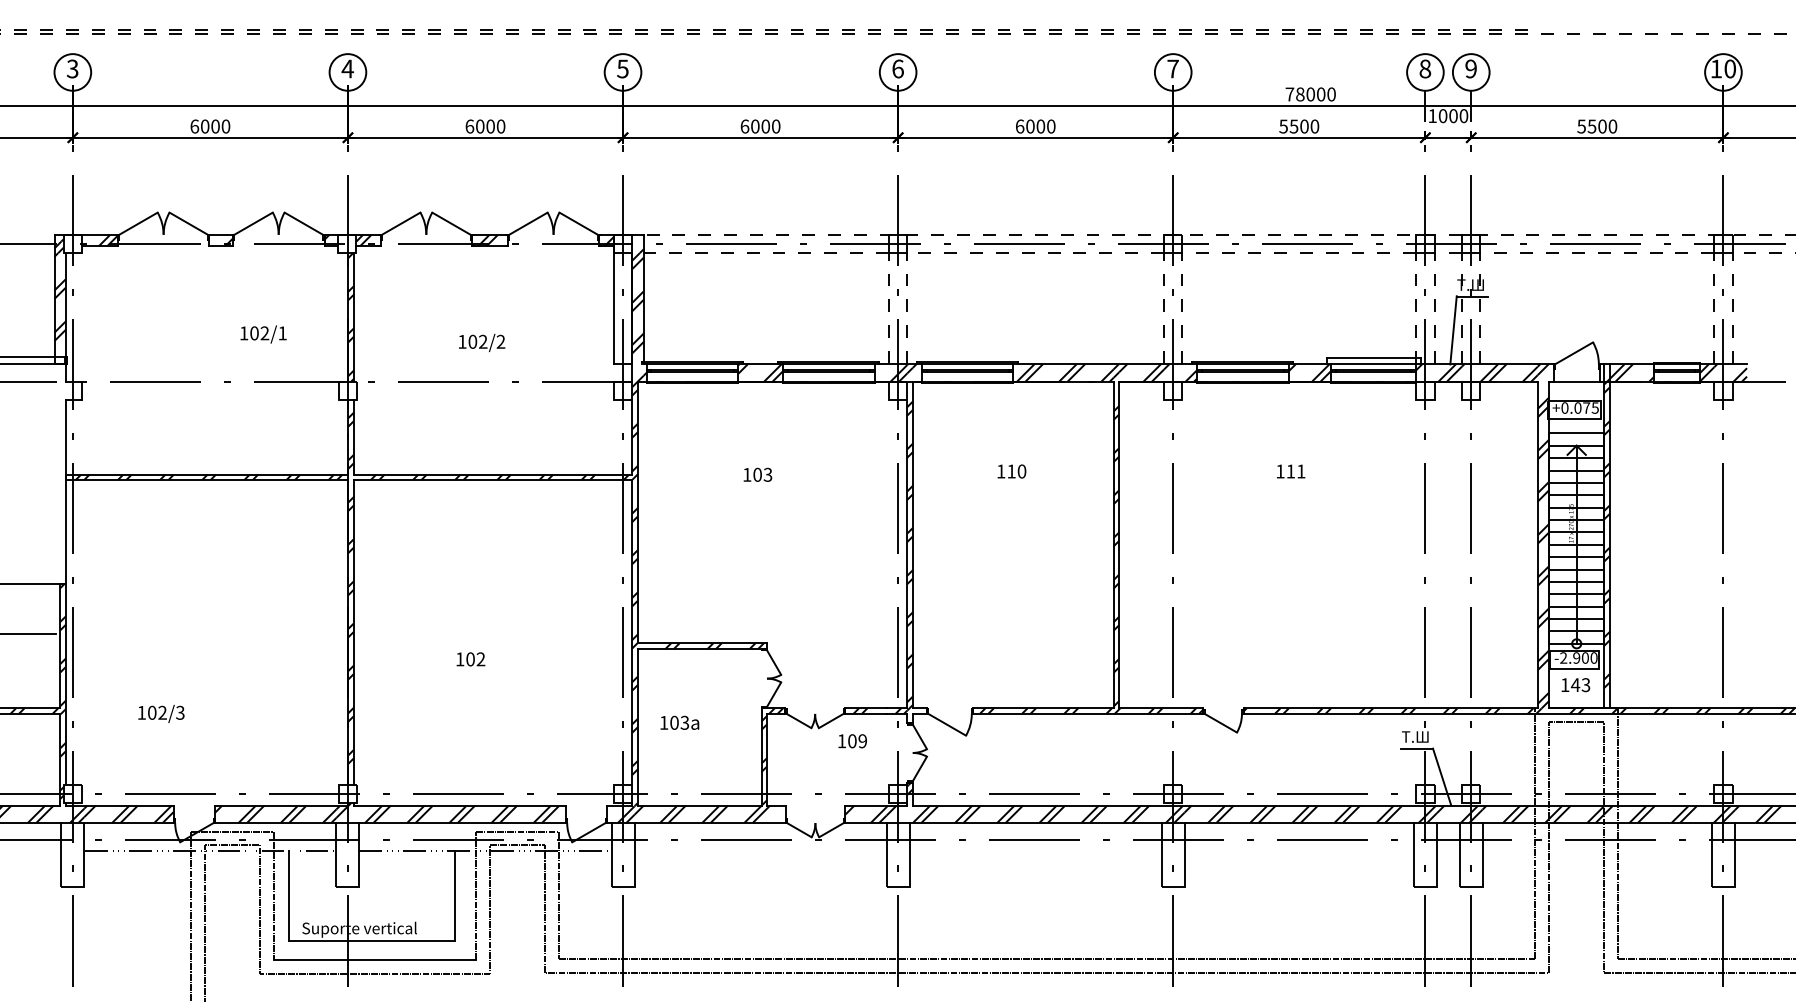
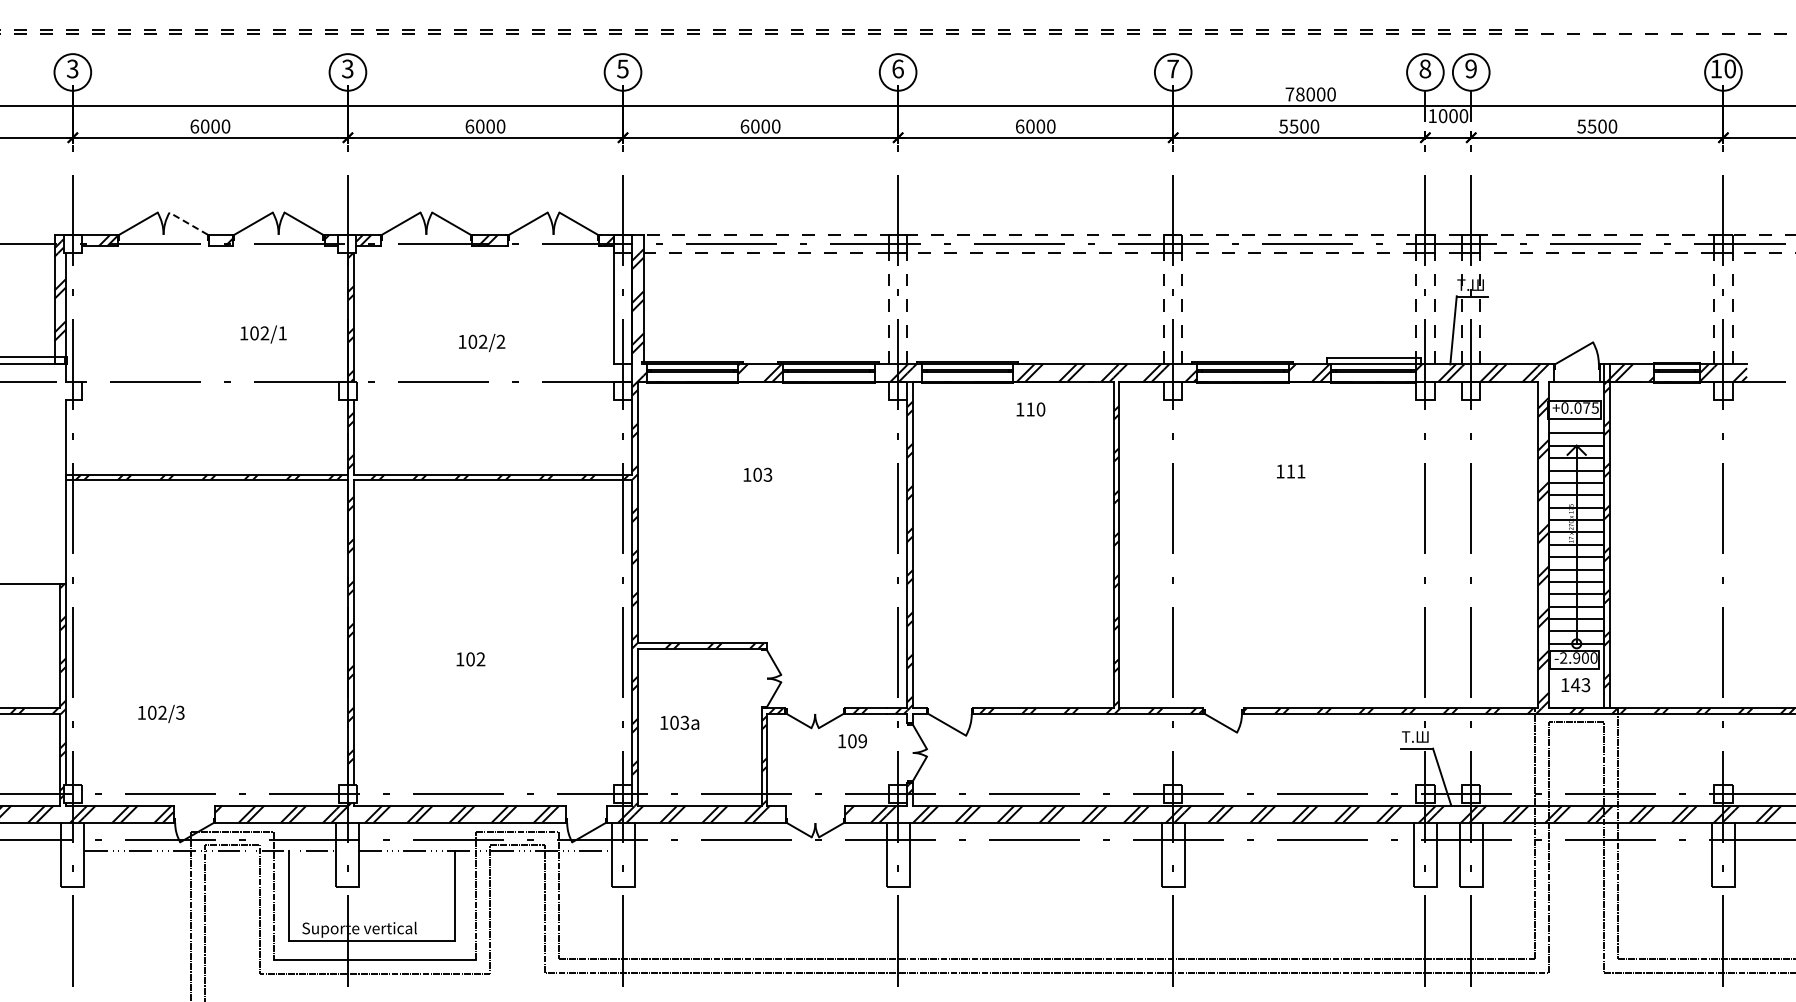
text: 4 -> 3 (347, 68)
line: solid -> dashed (188, 223)
text position: (1011, 471) -> (1030, 409) (1030, 409)
line: present -> none (28, 633)
